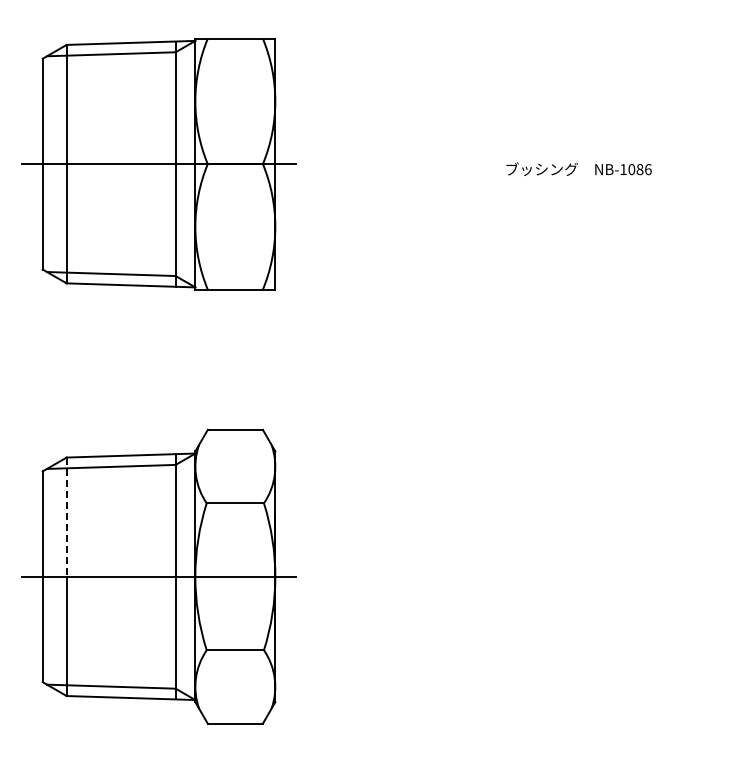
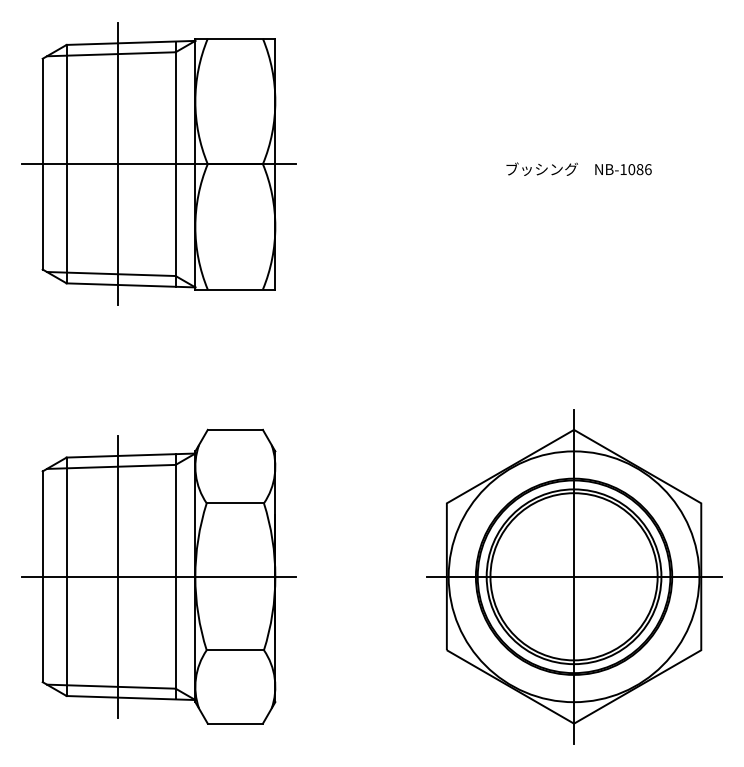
line: none -> present (118, 164)
line: dashed -> solid (66, 517)
line: none -> present (118, 576)
part: none -> present (574, 576)
